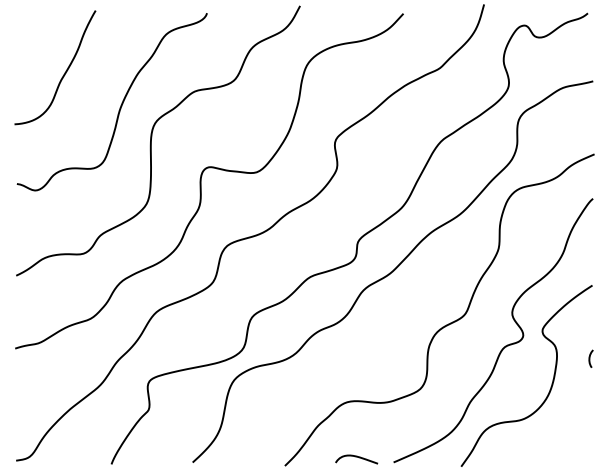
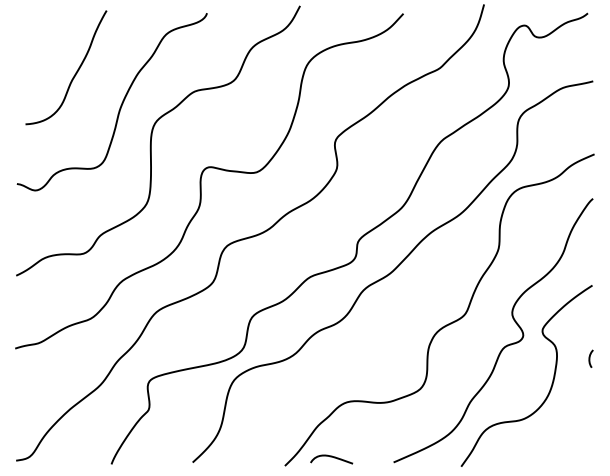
curve position: (64, 72) -> (75, 72) (75, 72)
curve position: (356, 457) -> (331, 457) (331, 457)
